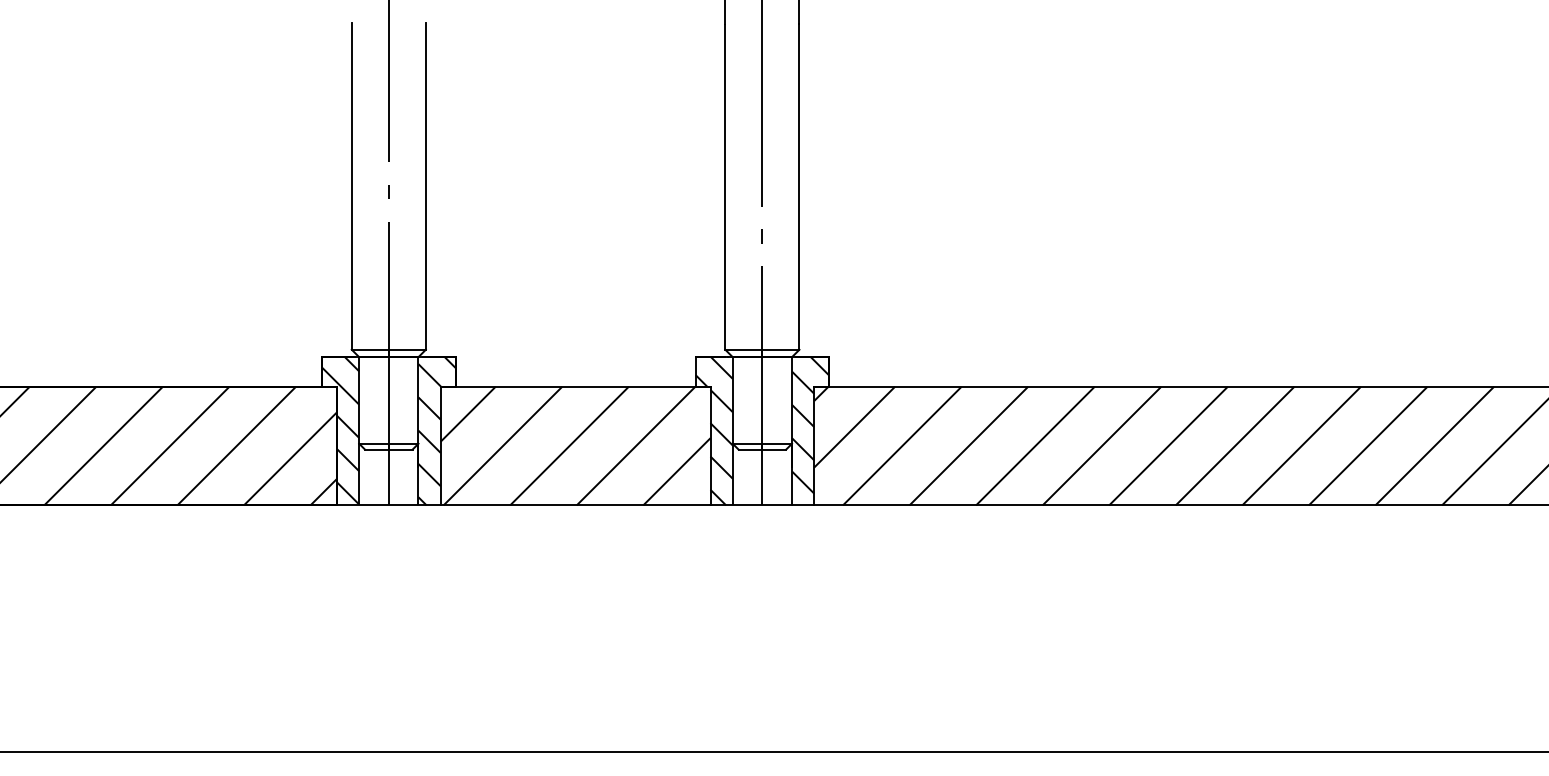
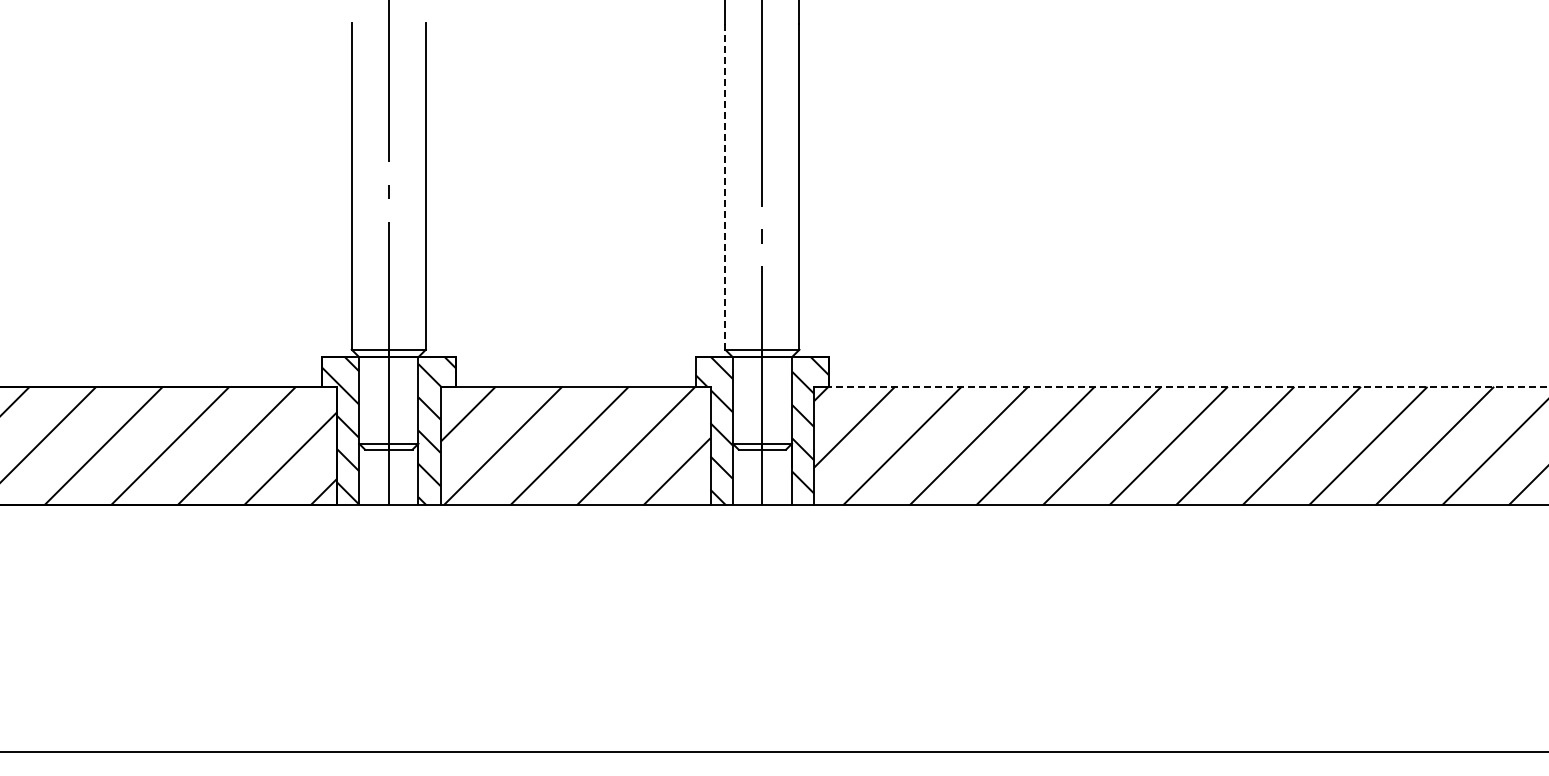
line: solid -> dashed (725, 186)
line: solid -> dashed (1181, 386)
